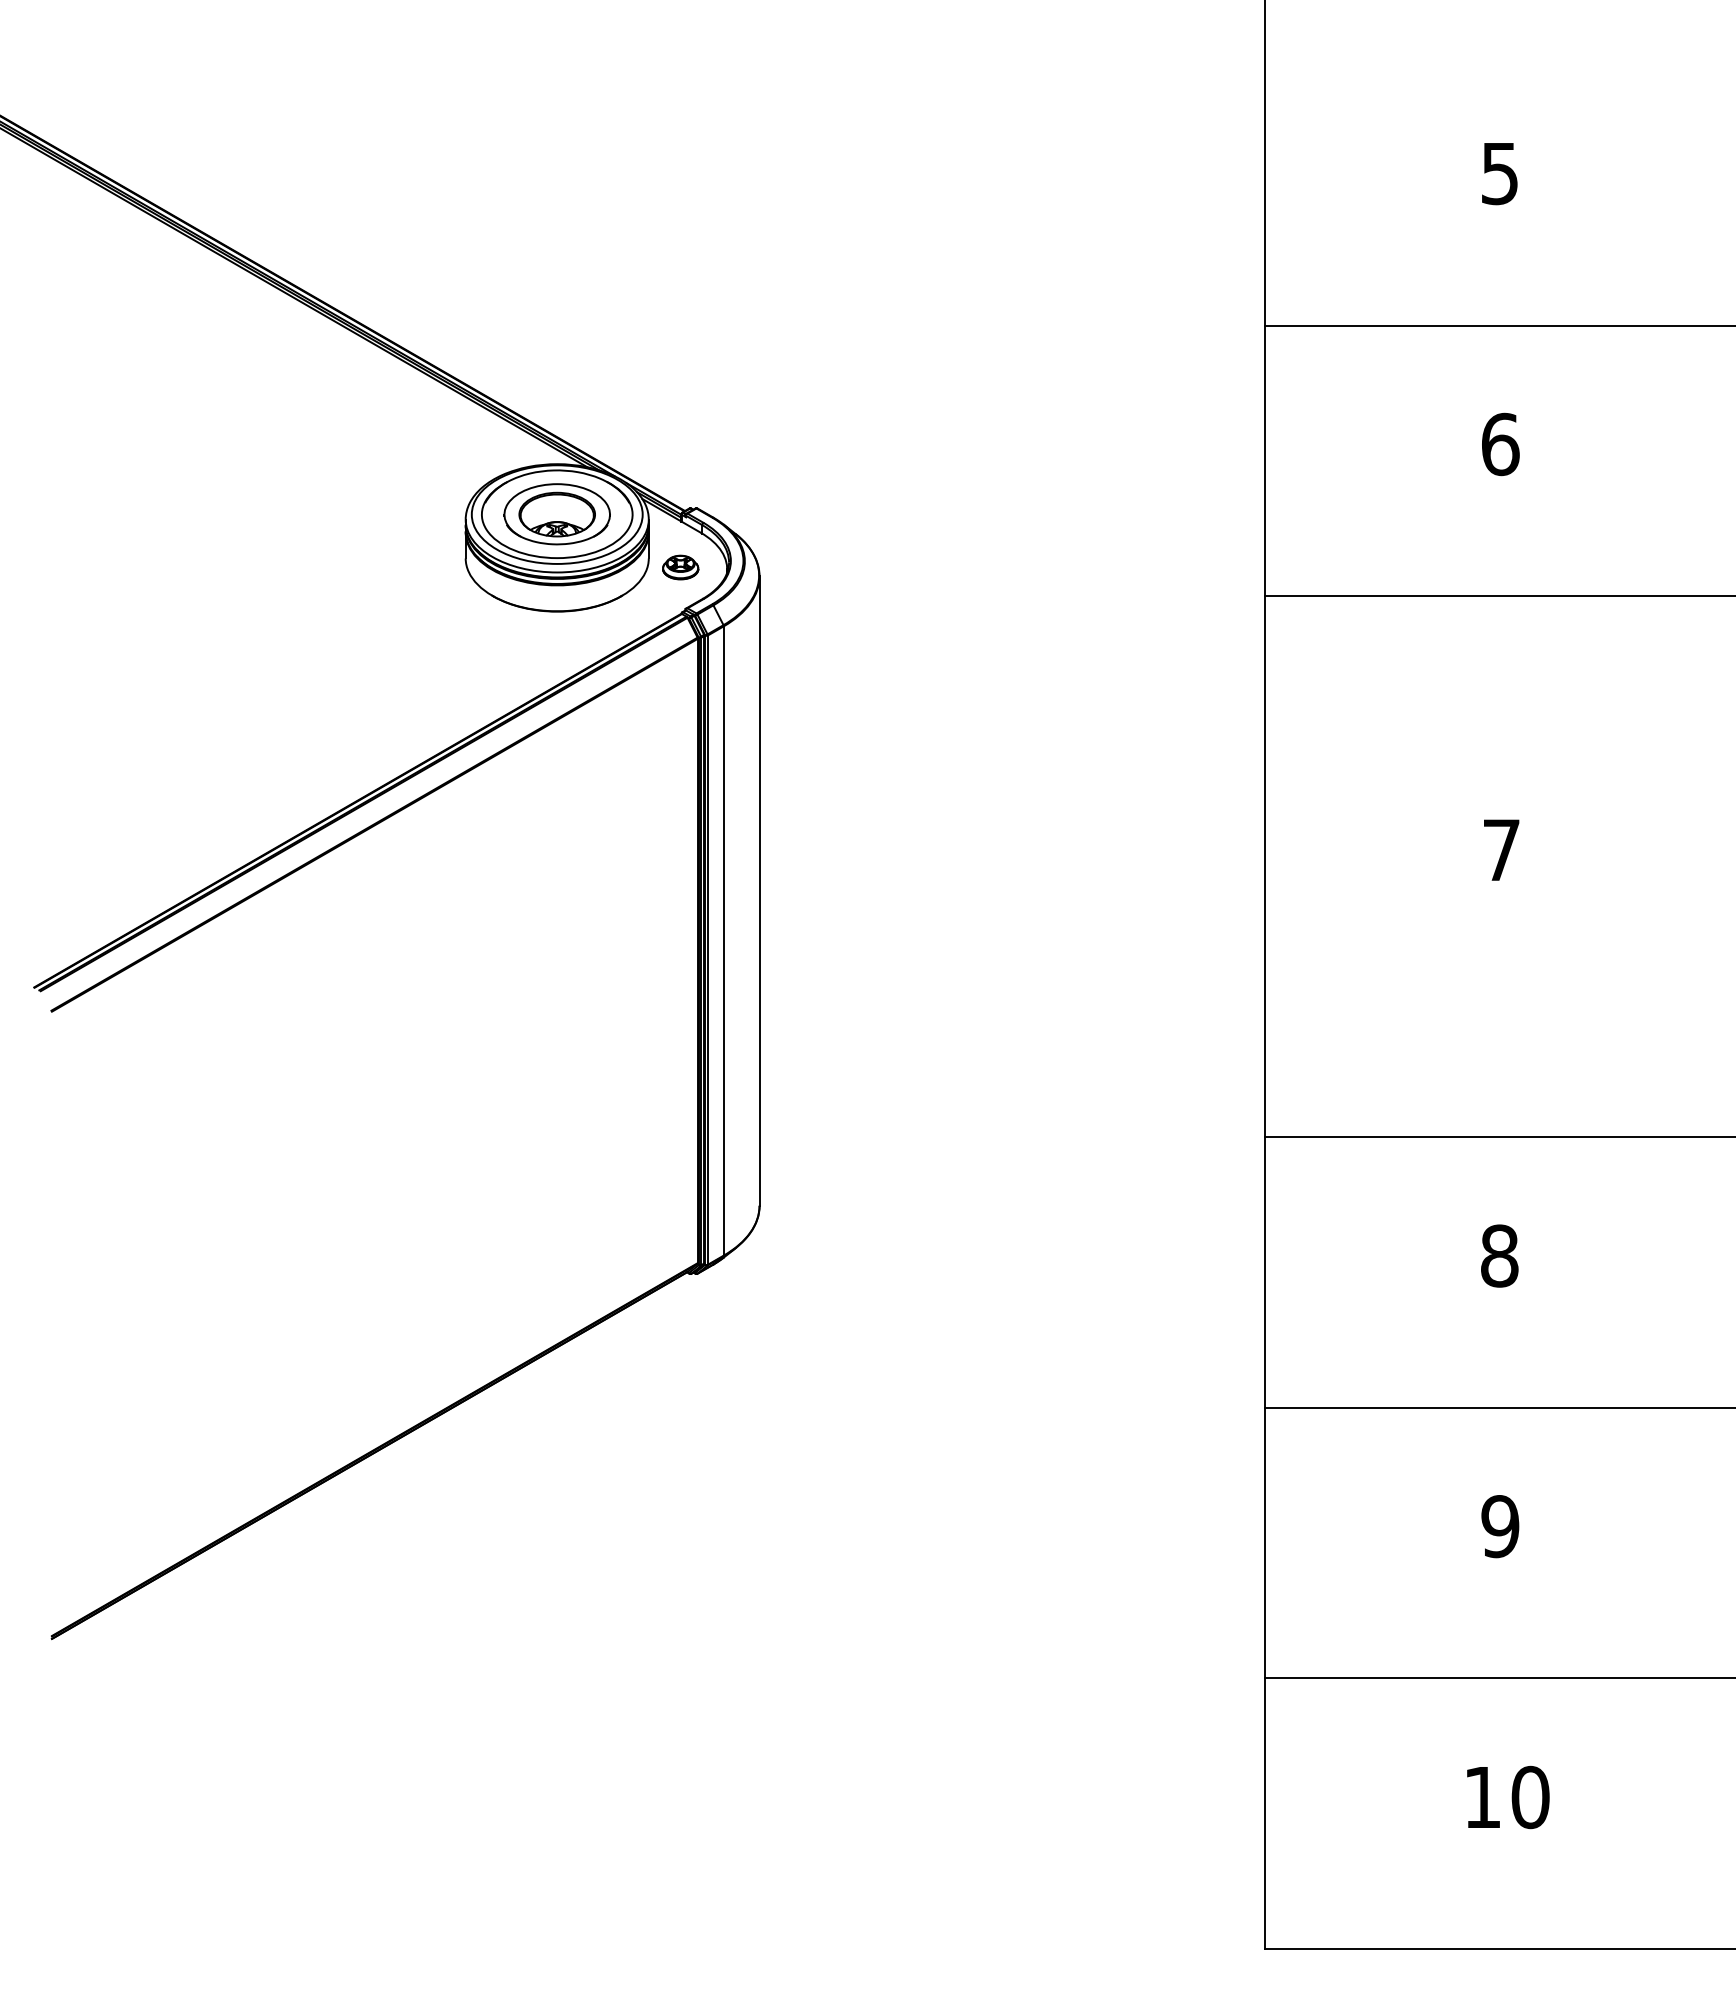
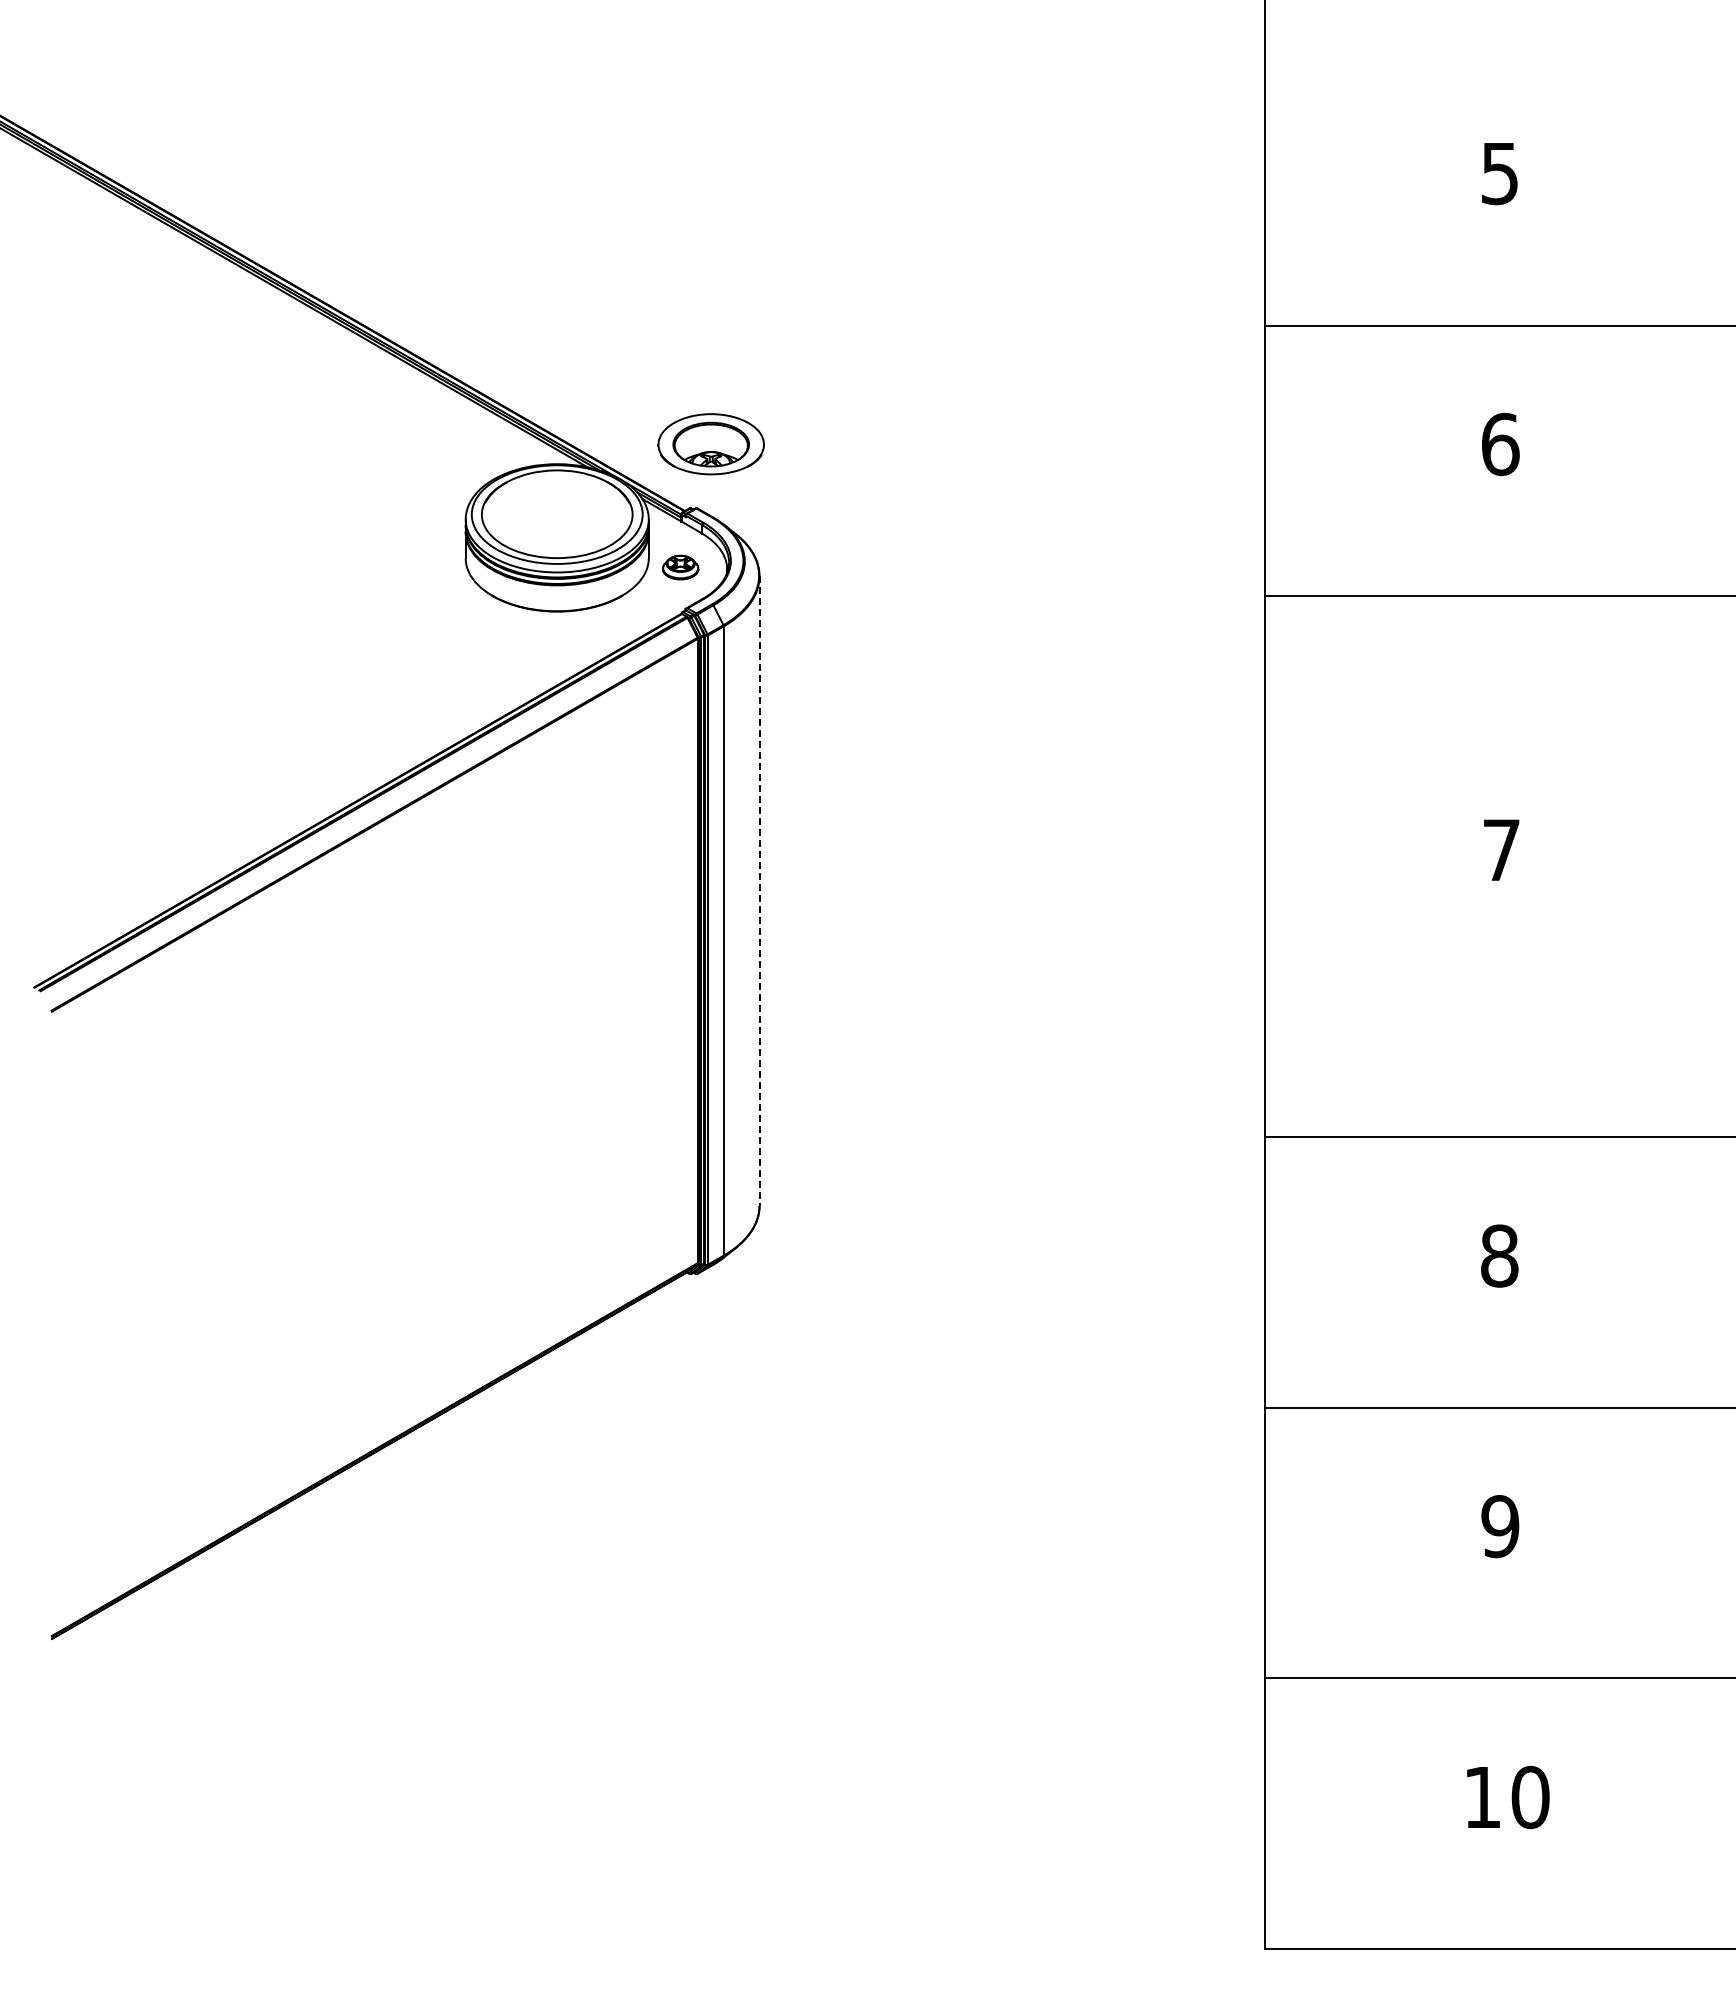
part position: (556, 514) -> (710, 444) (710, 444)
line: solid -> dashed (759, 891)
